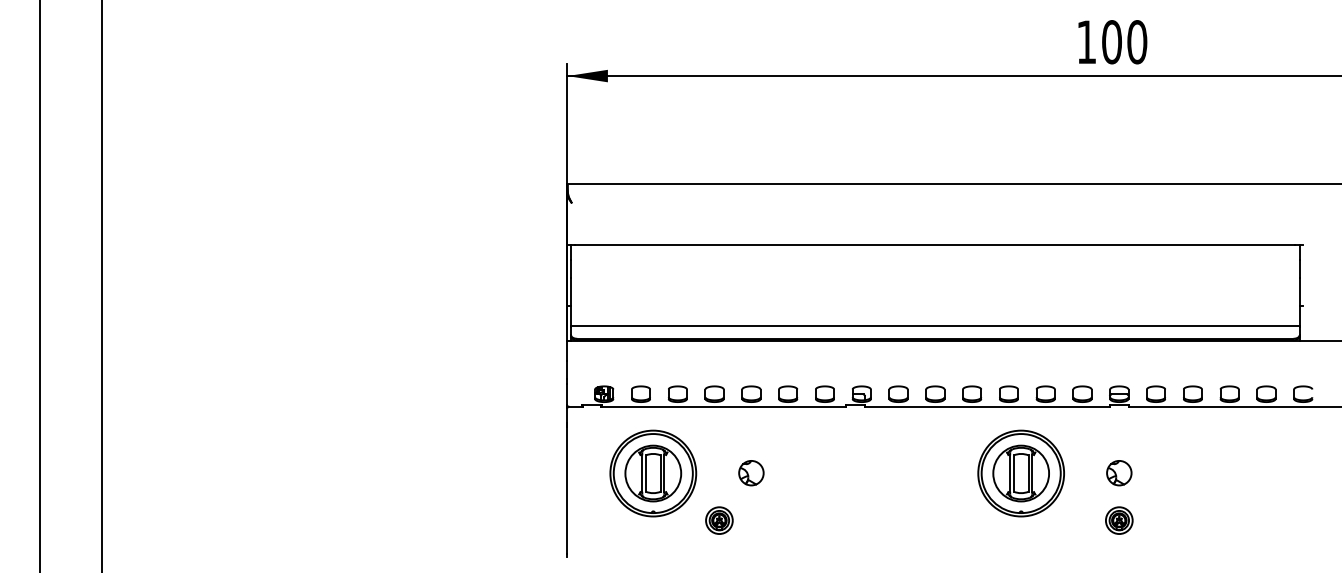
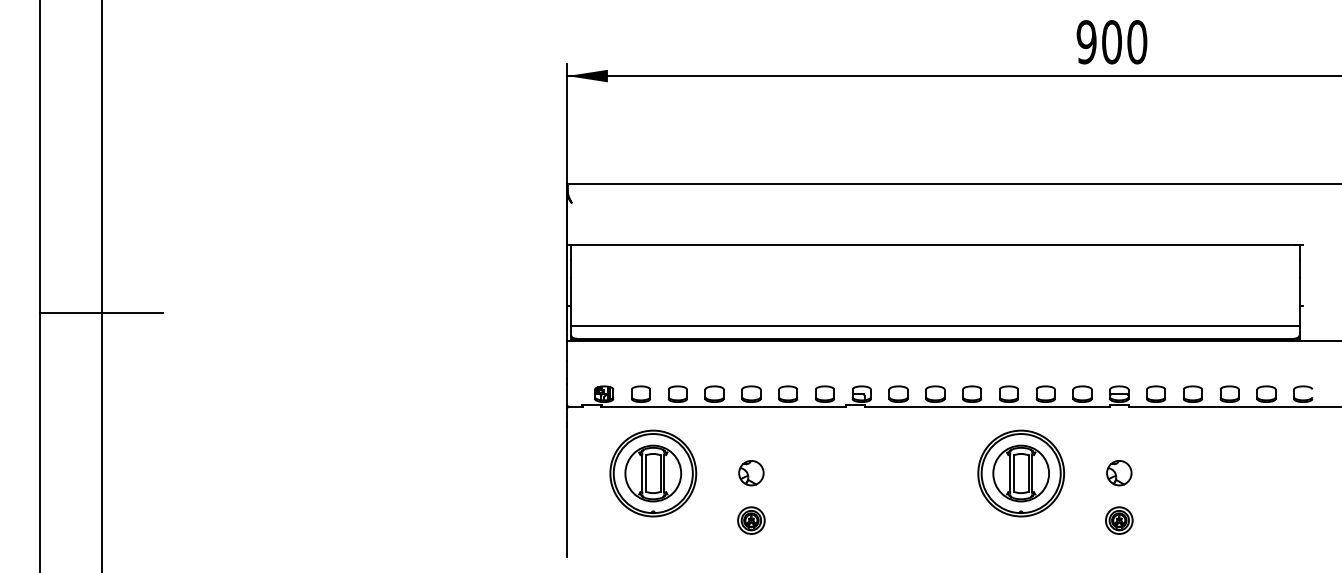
text: 100 -> 900 (1086, 42)
line: none -> present (101, 312)
part position: (719, 520) -> (751, 520) (751, 520)
